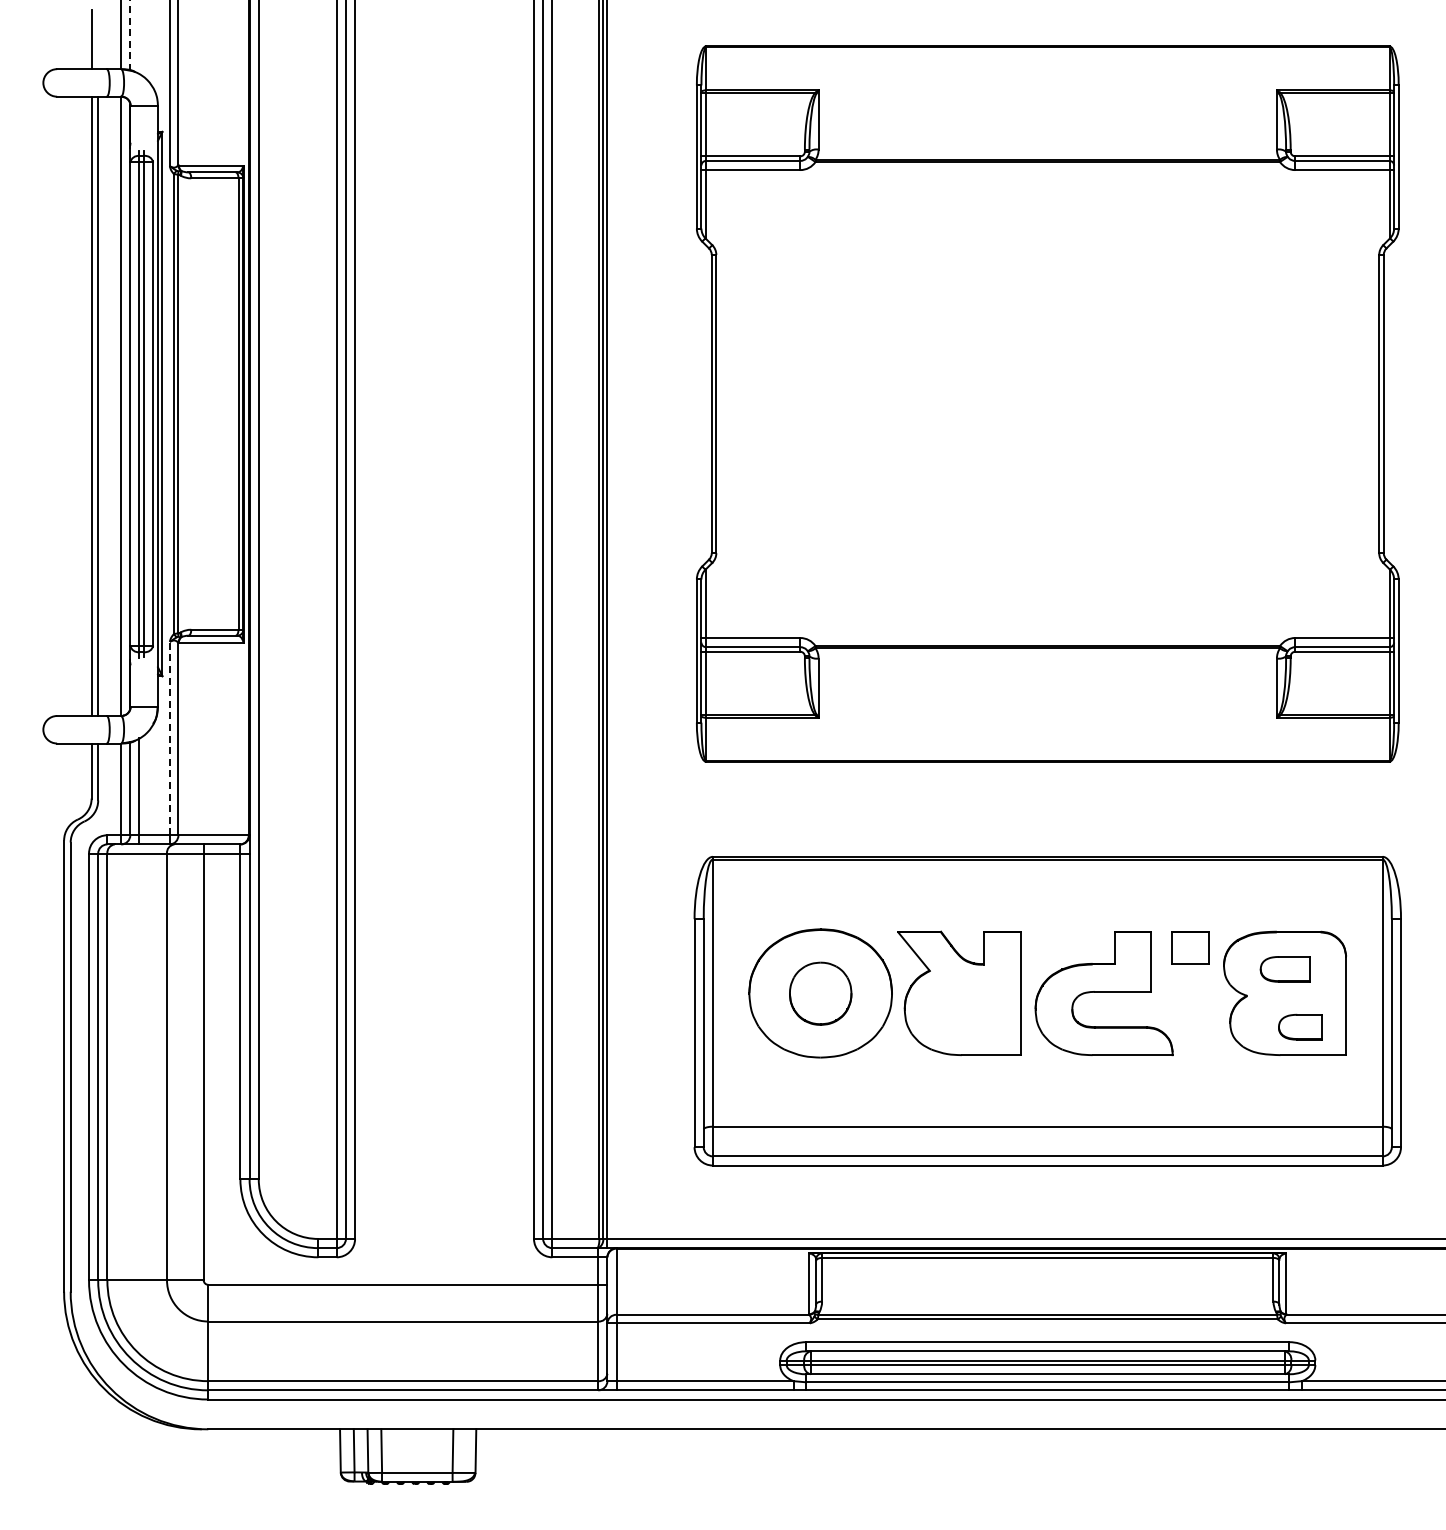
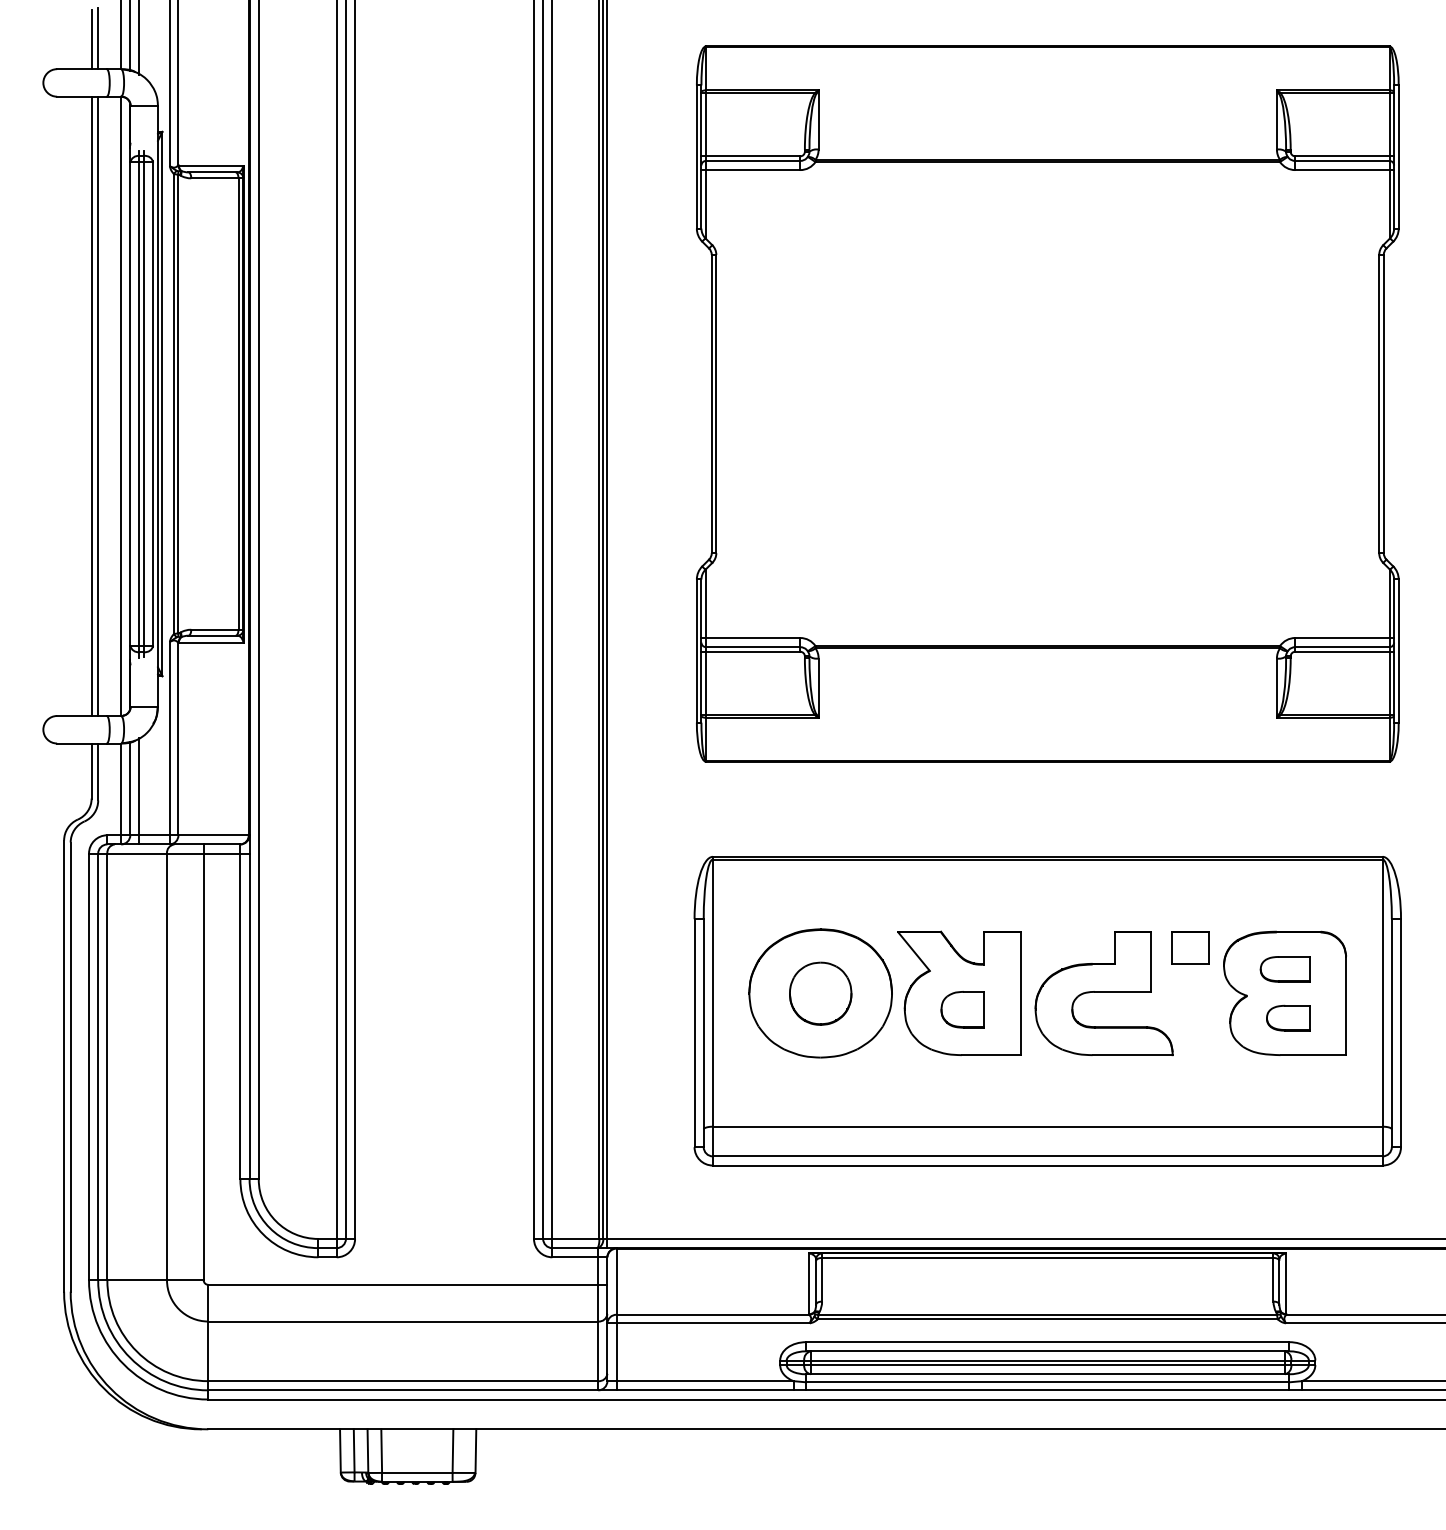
line: dashed -> solid (130, 35)
line: none -> present (98, 38)
line: none -> present (139, 38)
line: dashed -> solid (169, 738)
part: none -> present (962, 1009)
part position: (1300, 1026) -> (1288, 1017) (1288, 1017)
